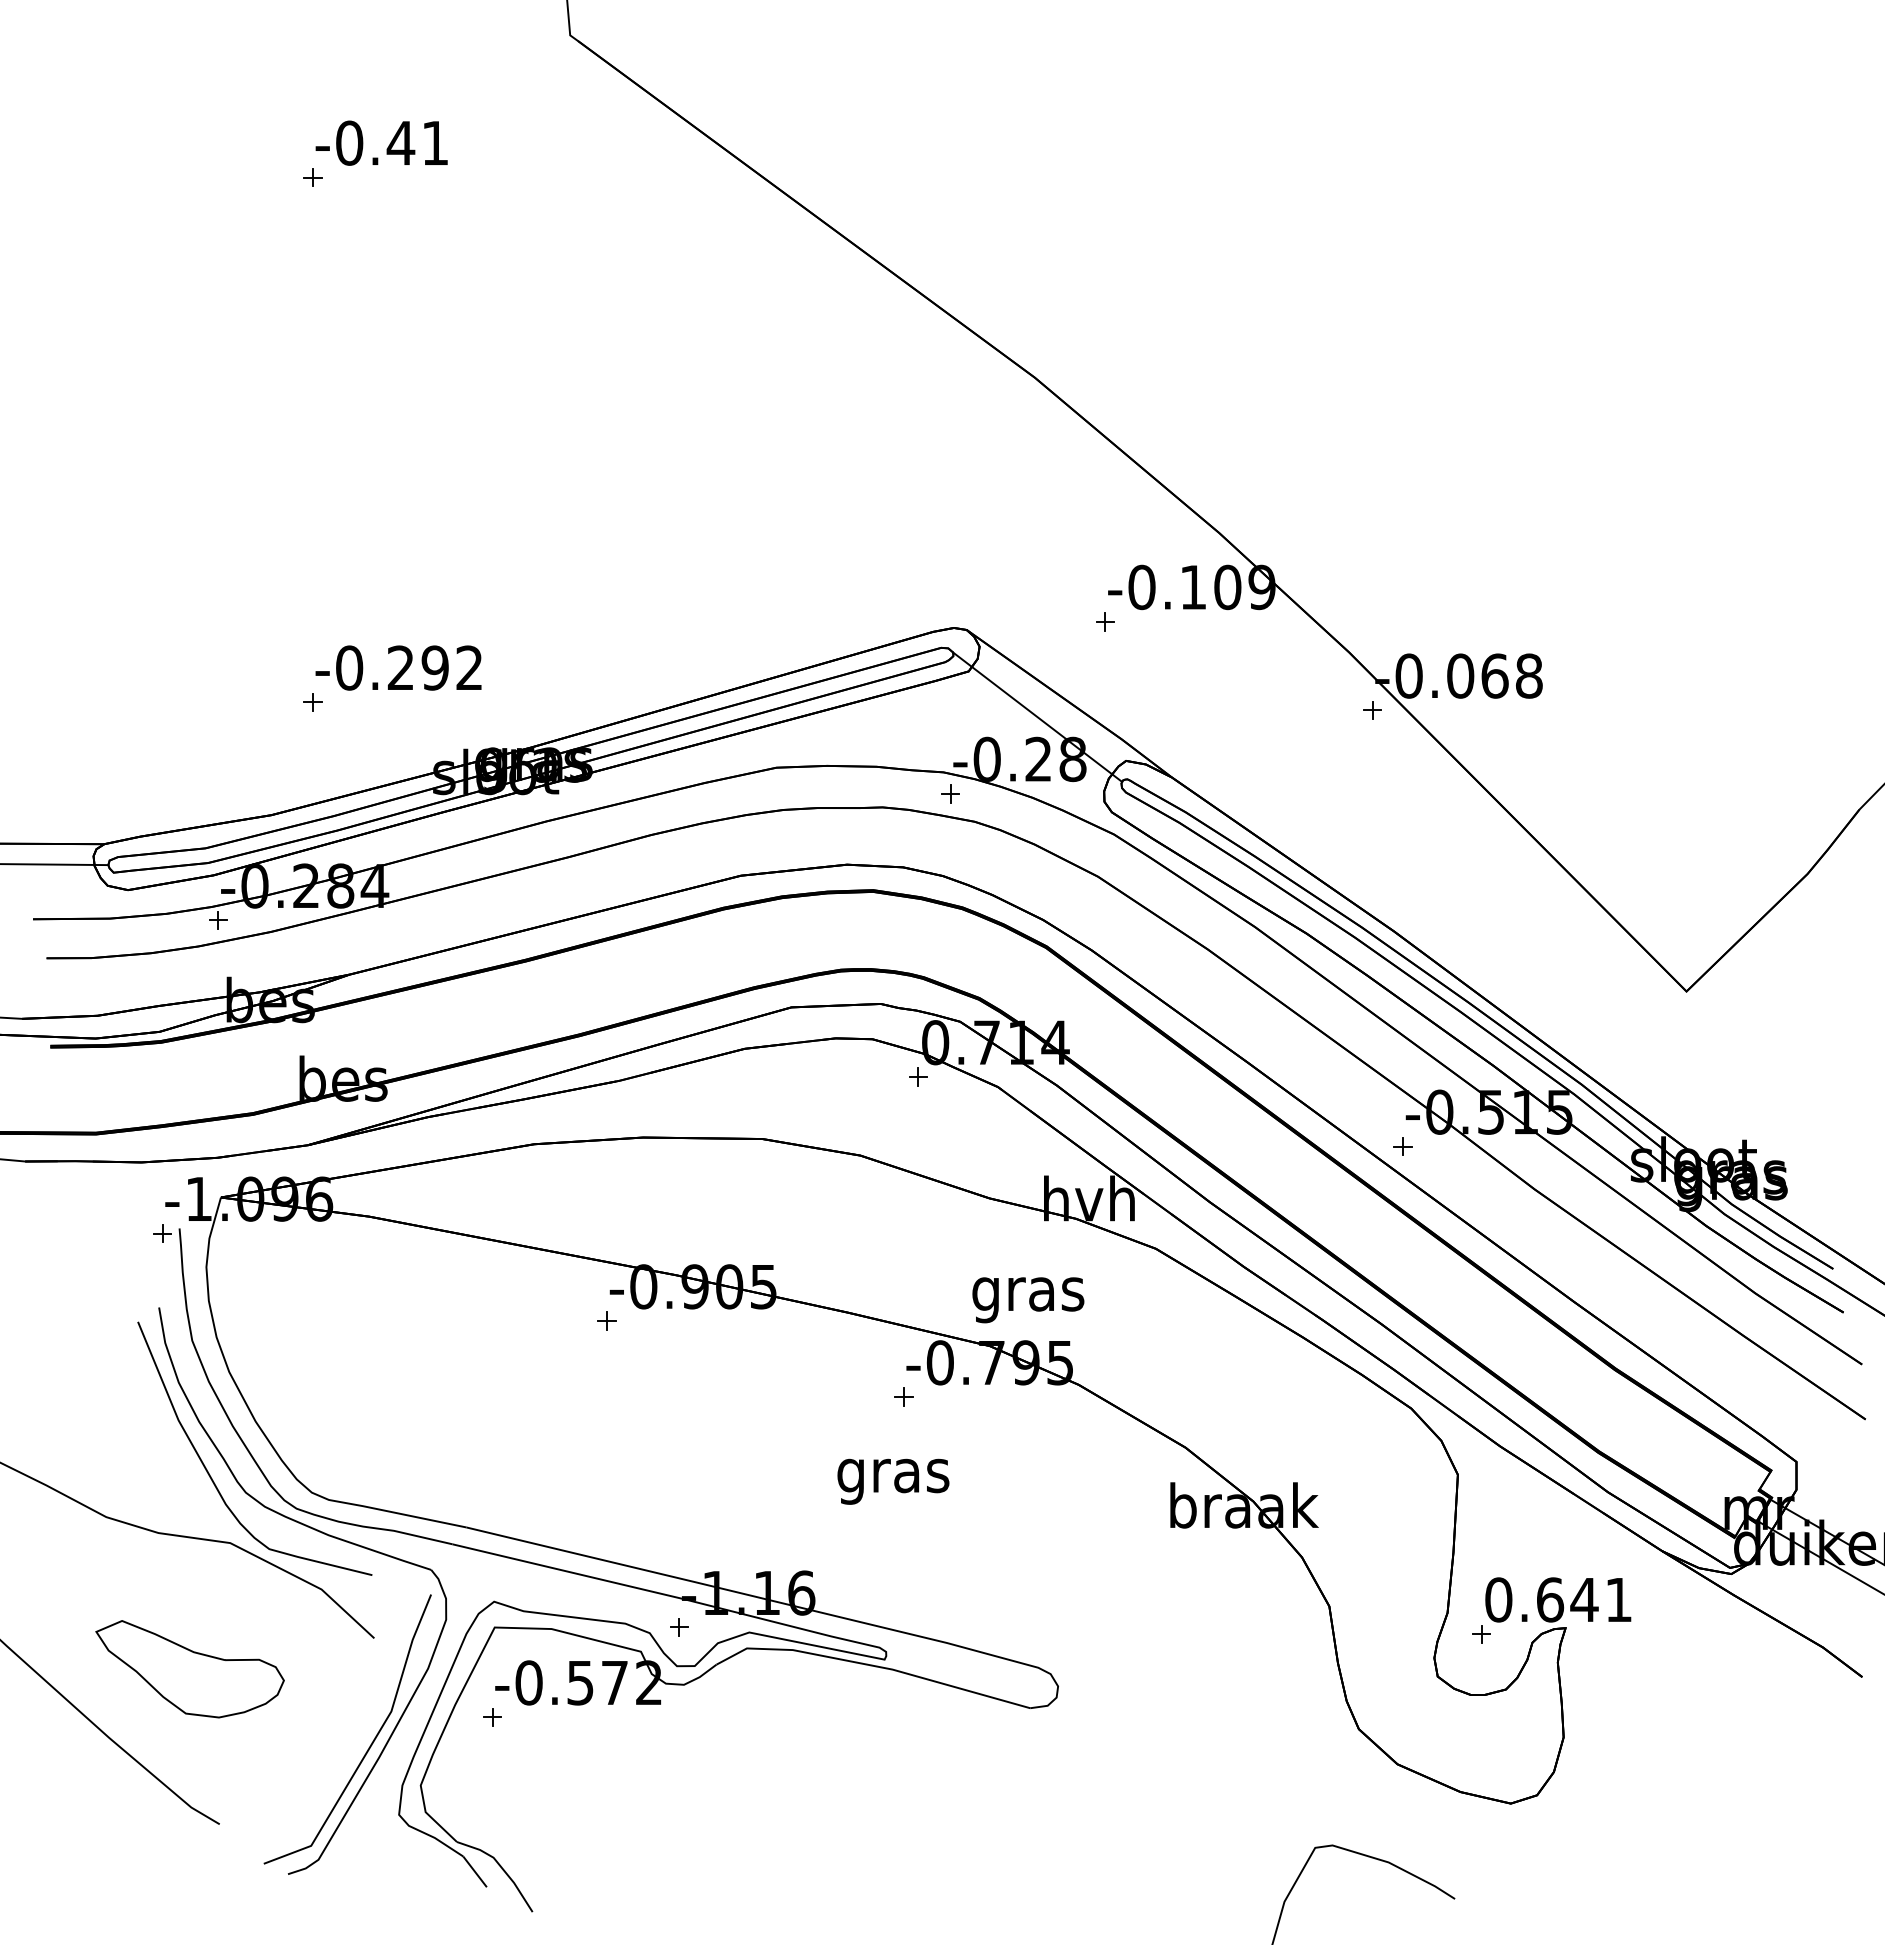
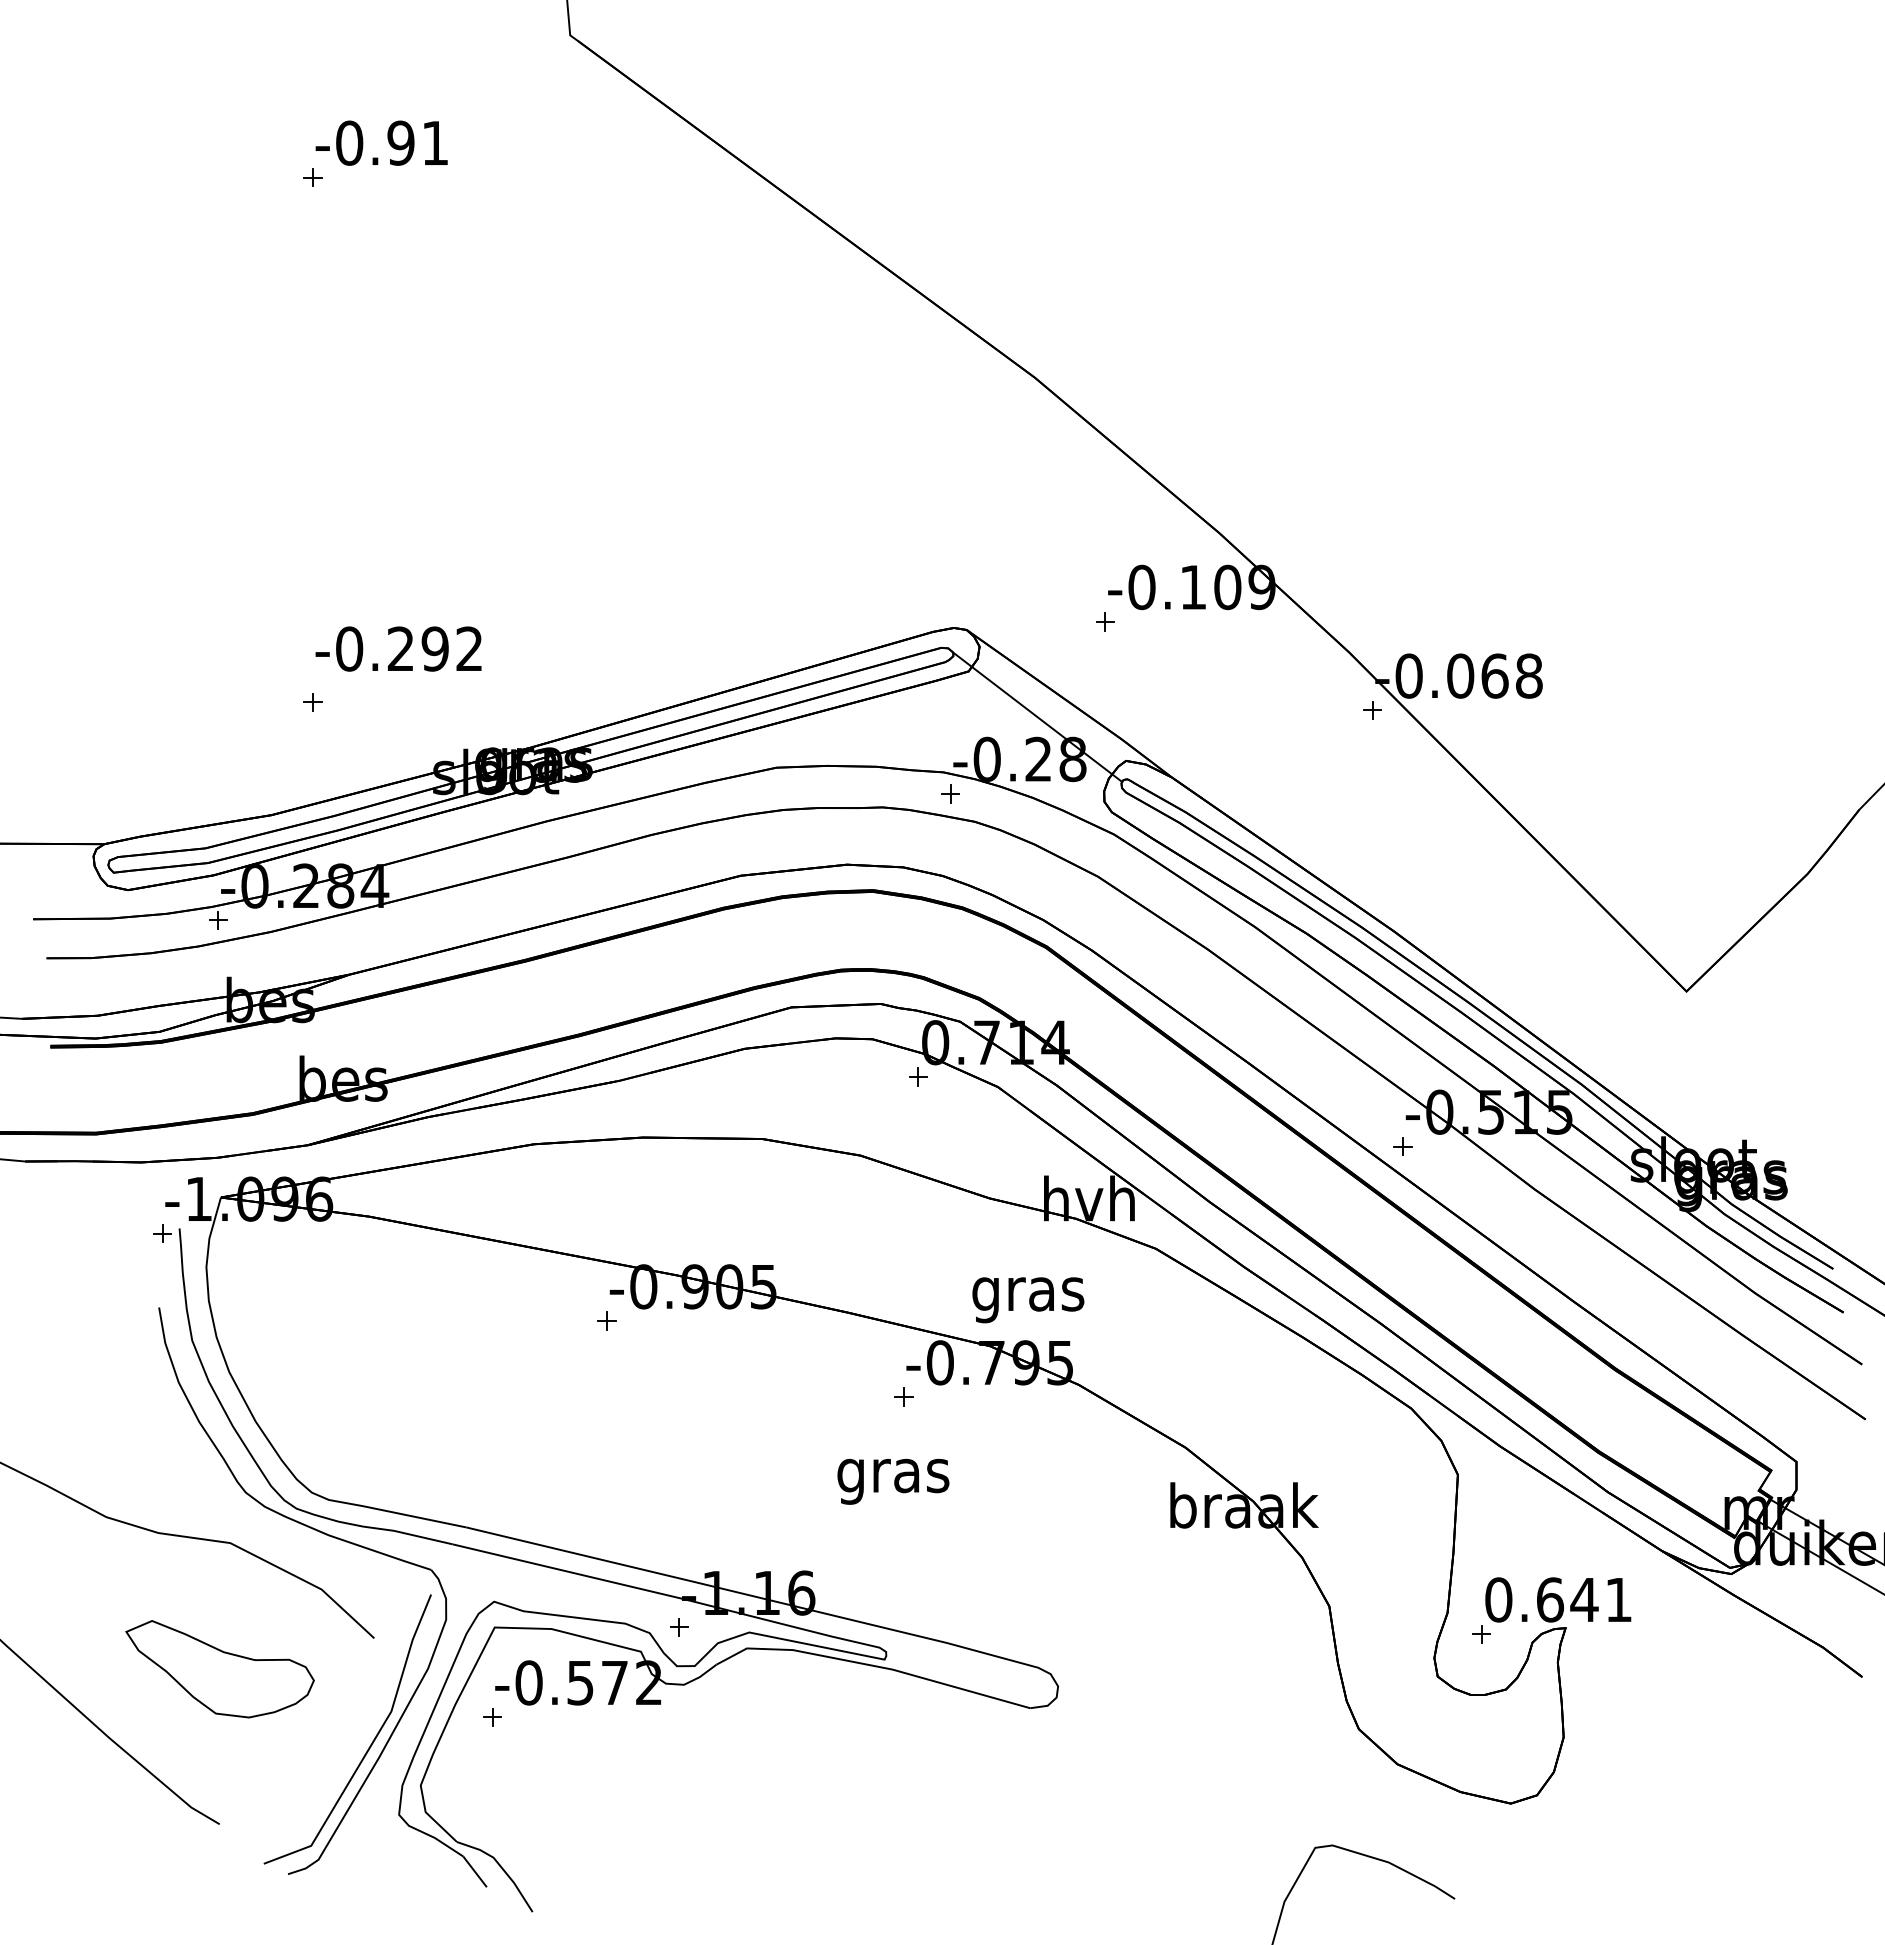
text: -0.41 -> -0.91 (400, 142)
text position: (398, 667) -> (398, 648) (398, 648)
line: present -> none (55, 864)
curve: present -> none (210, 1474)
part position: (189, 1669) -> (219, 1669) (219, 1669)
